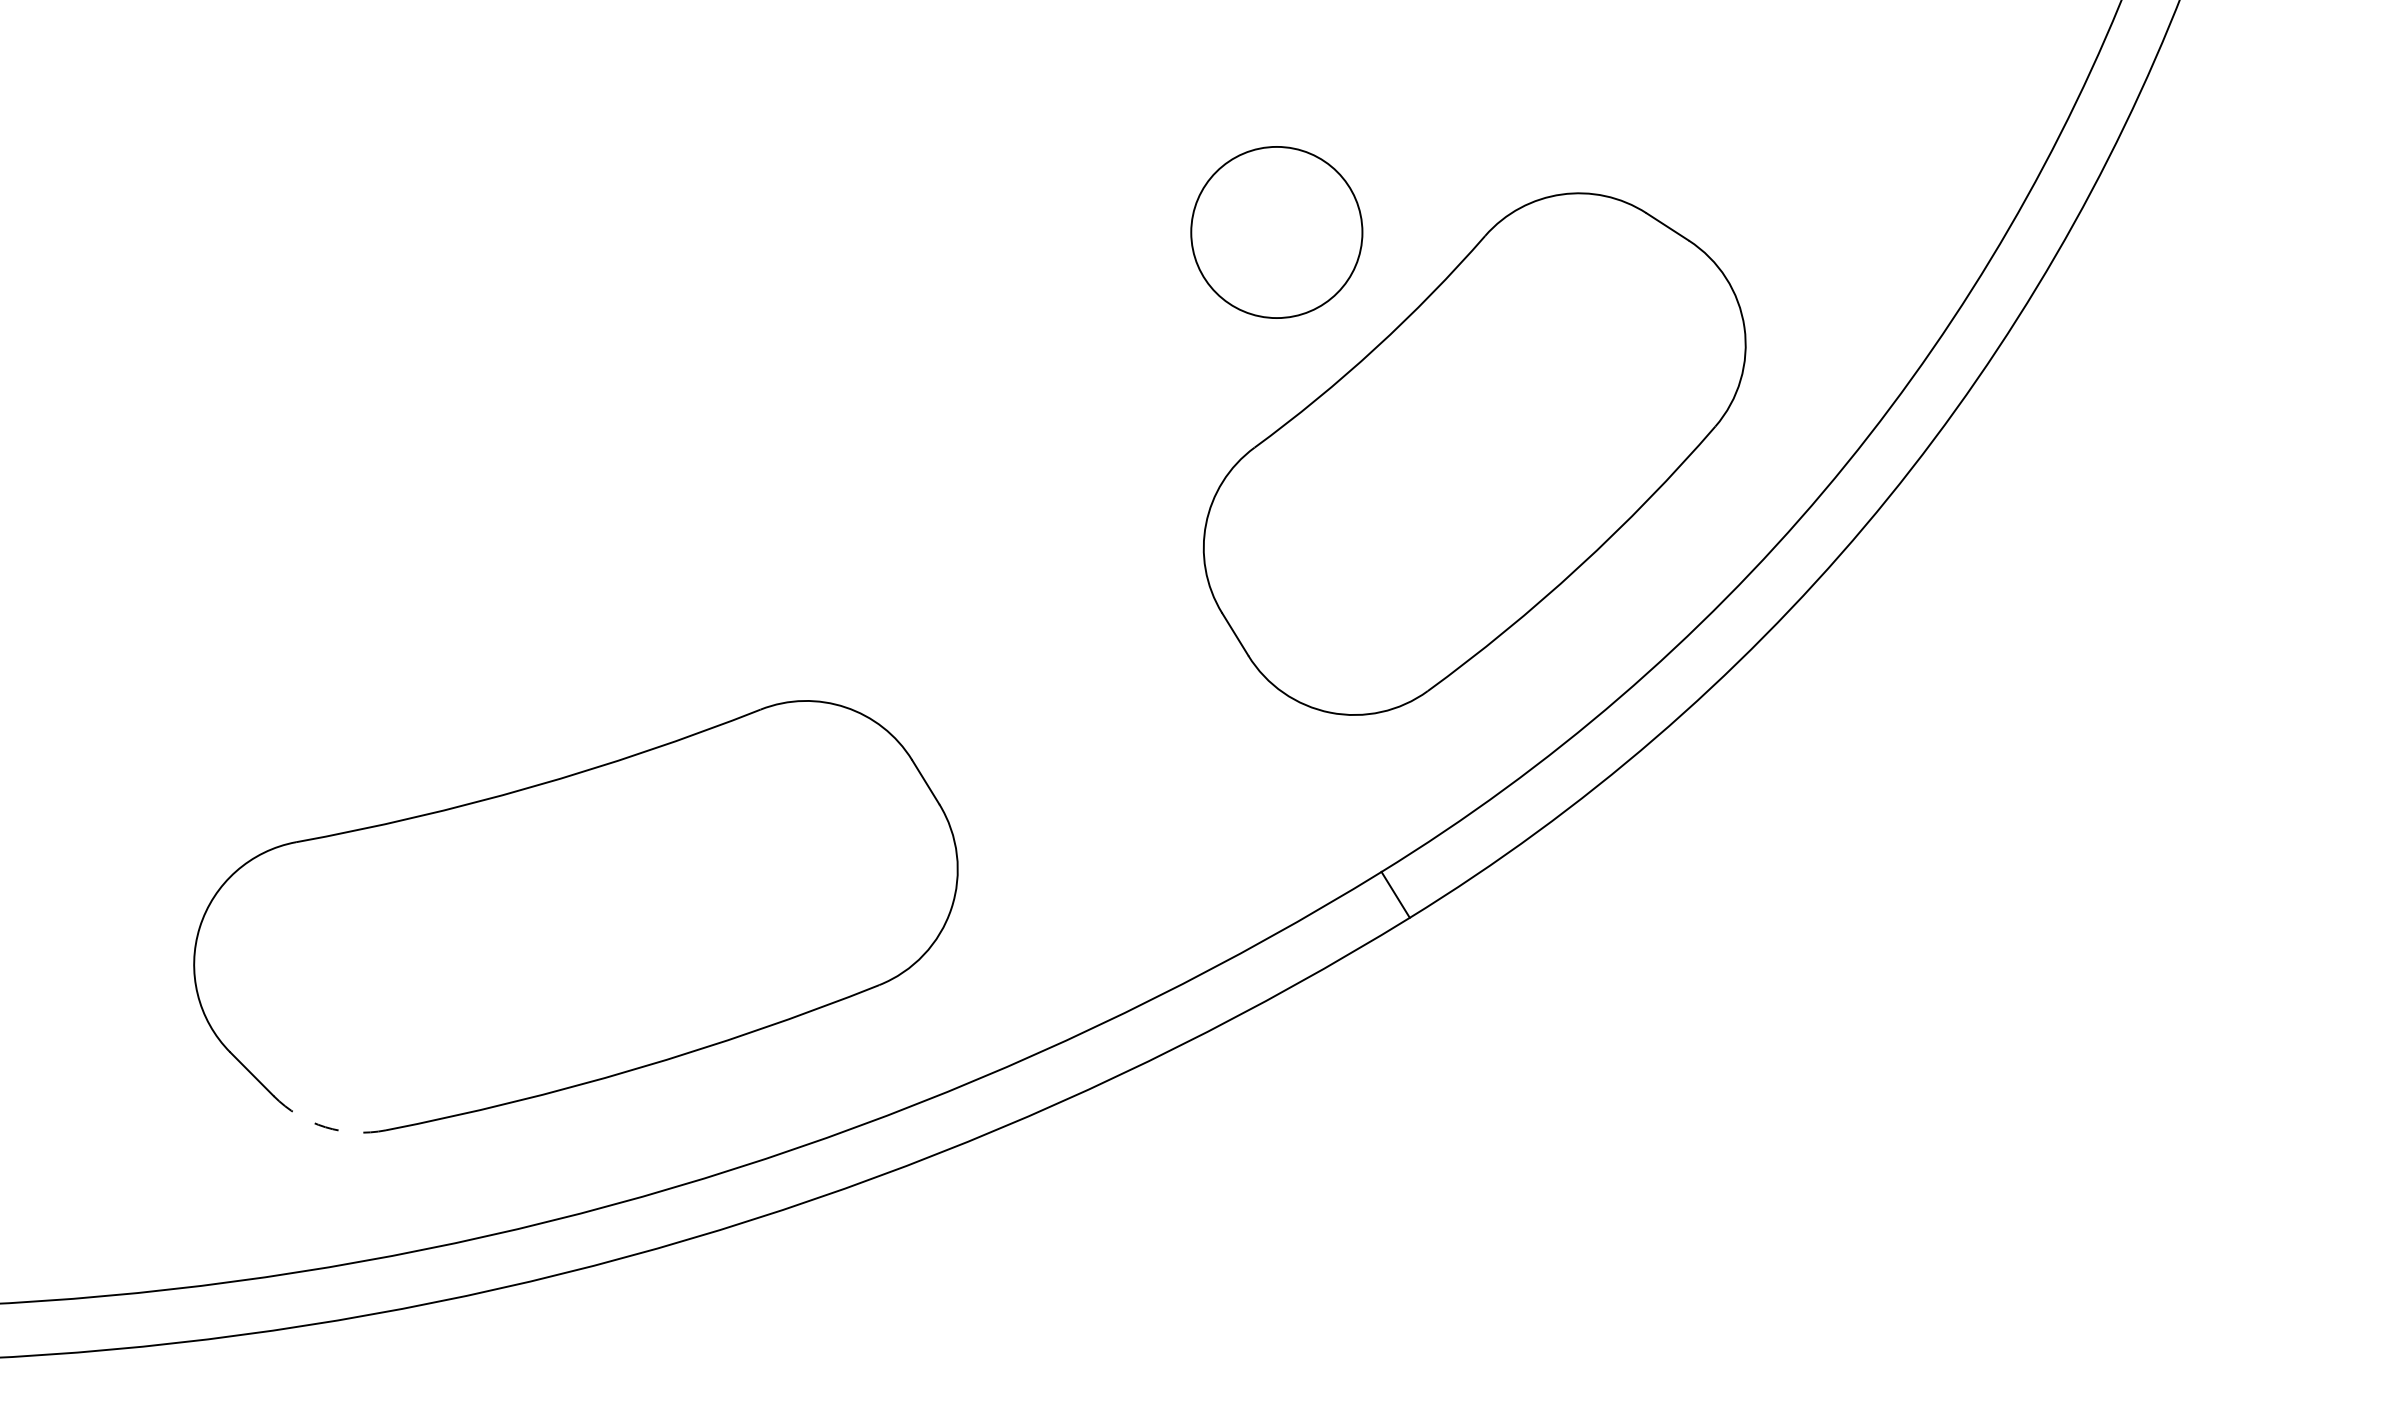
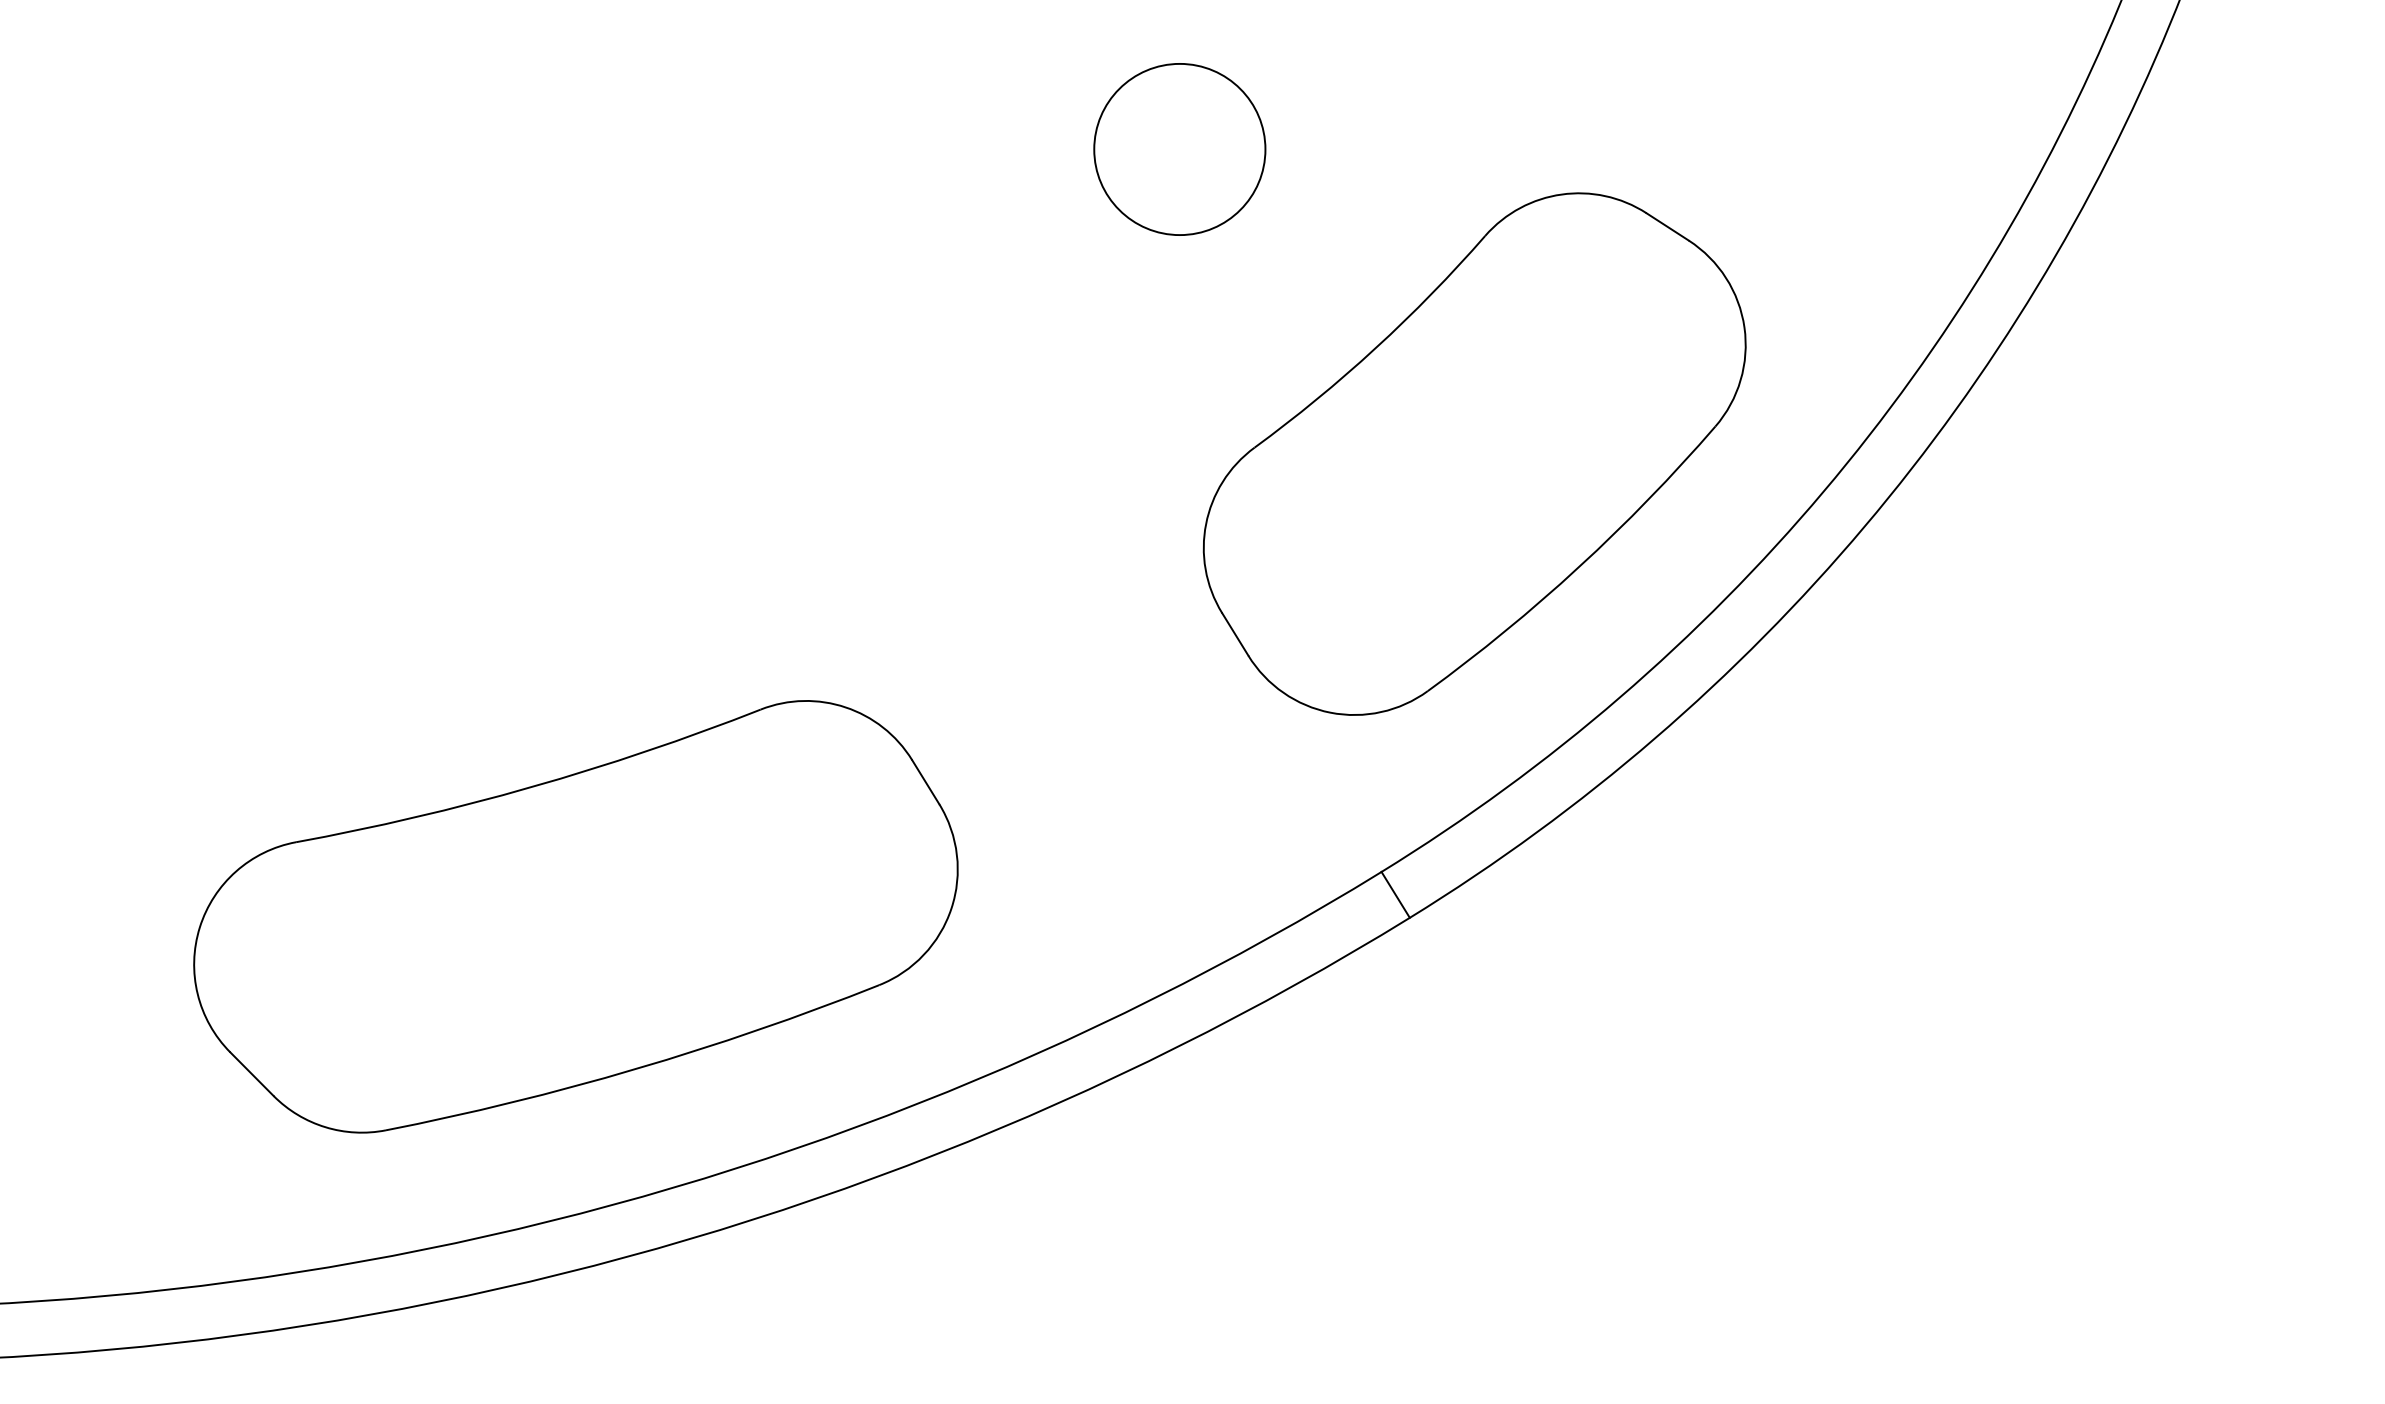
circle position: (1276, 232) -> (1179, 149) (1179, 149)
arc: dashed -> solid (325, 1127)
